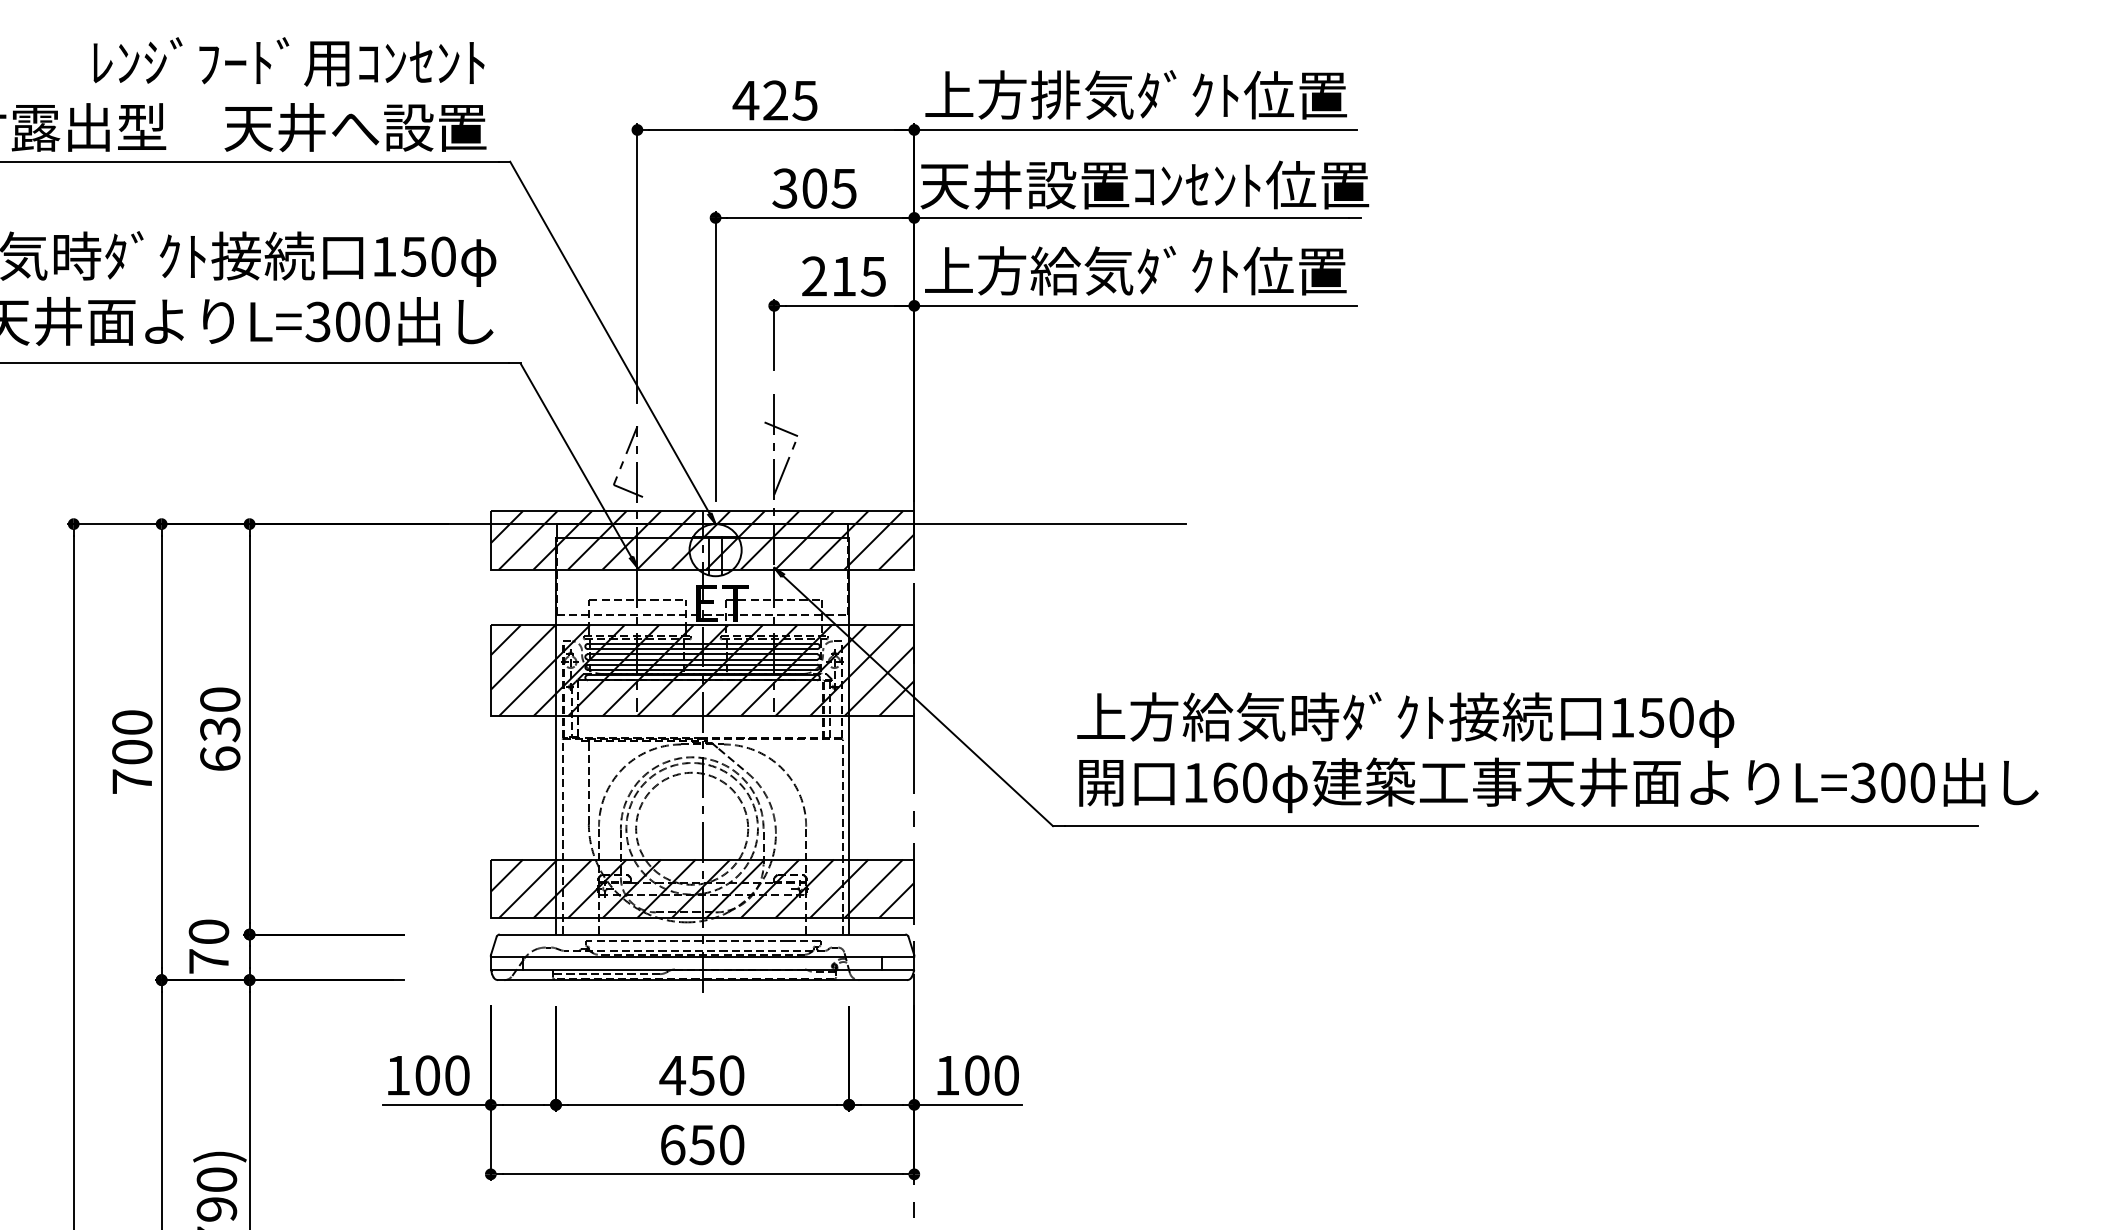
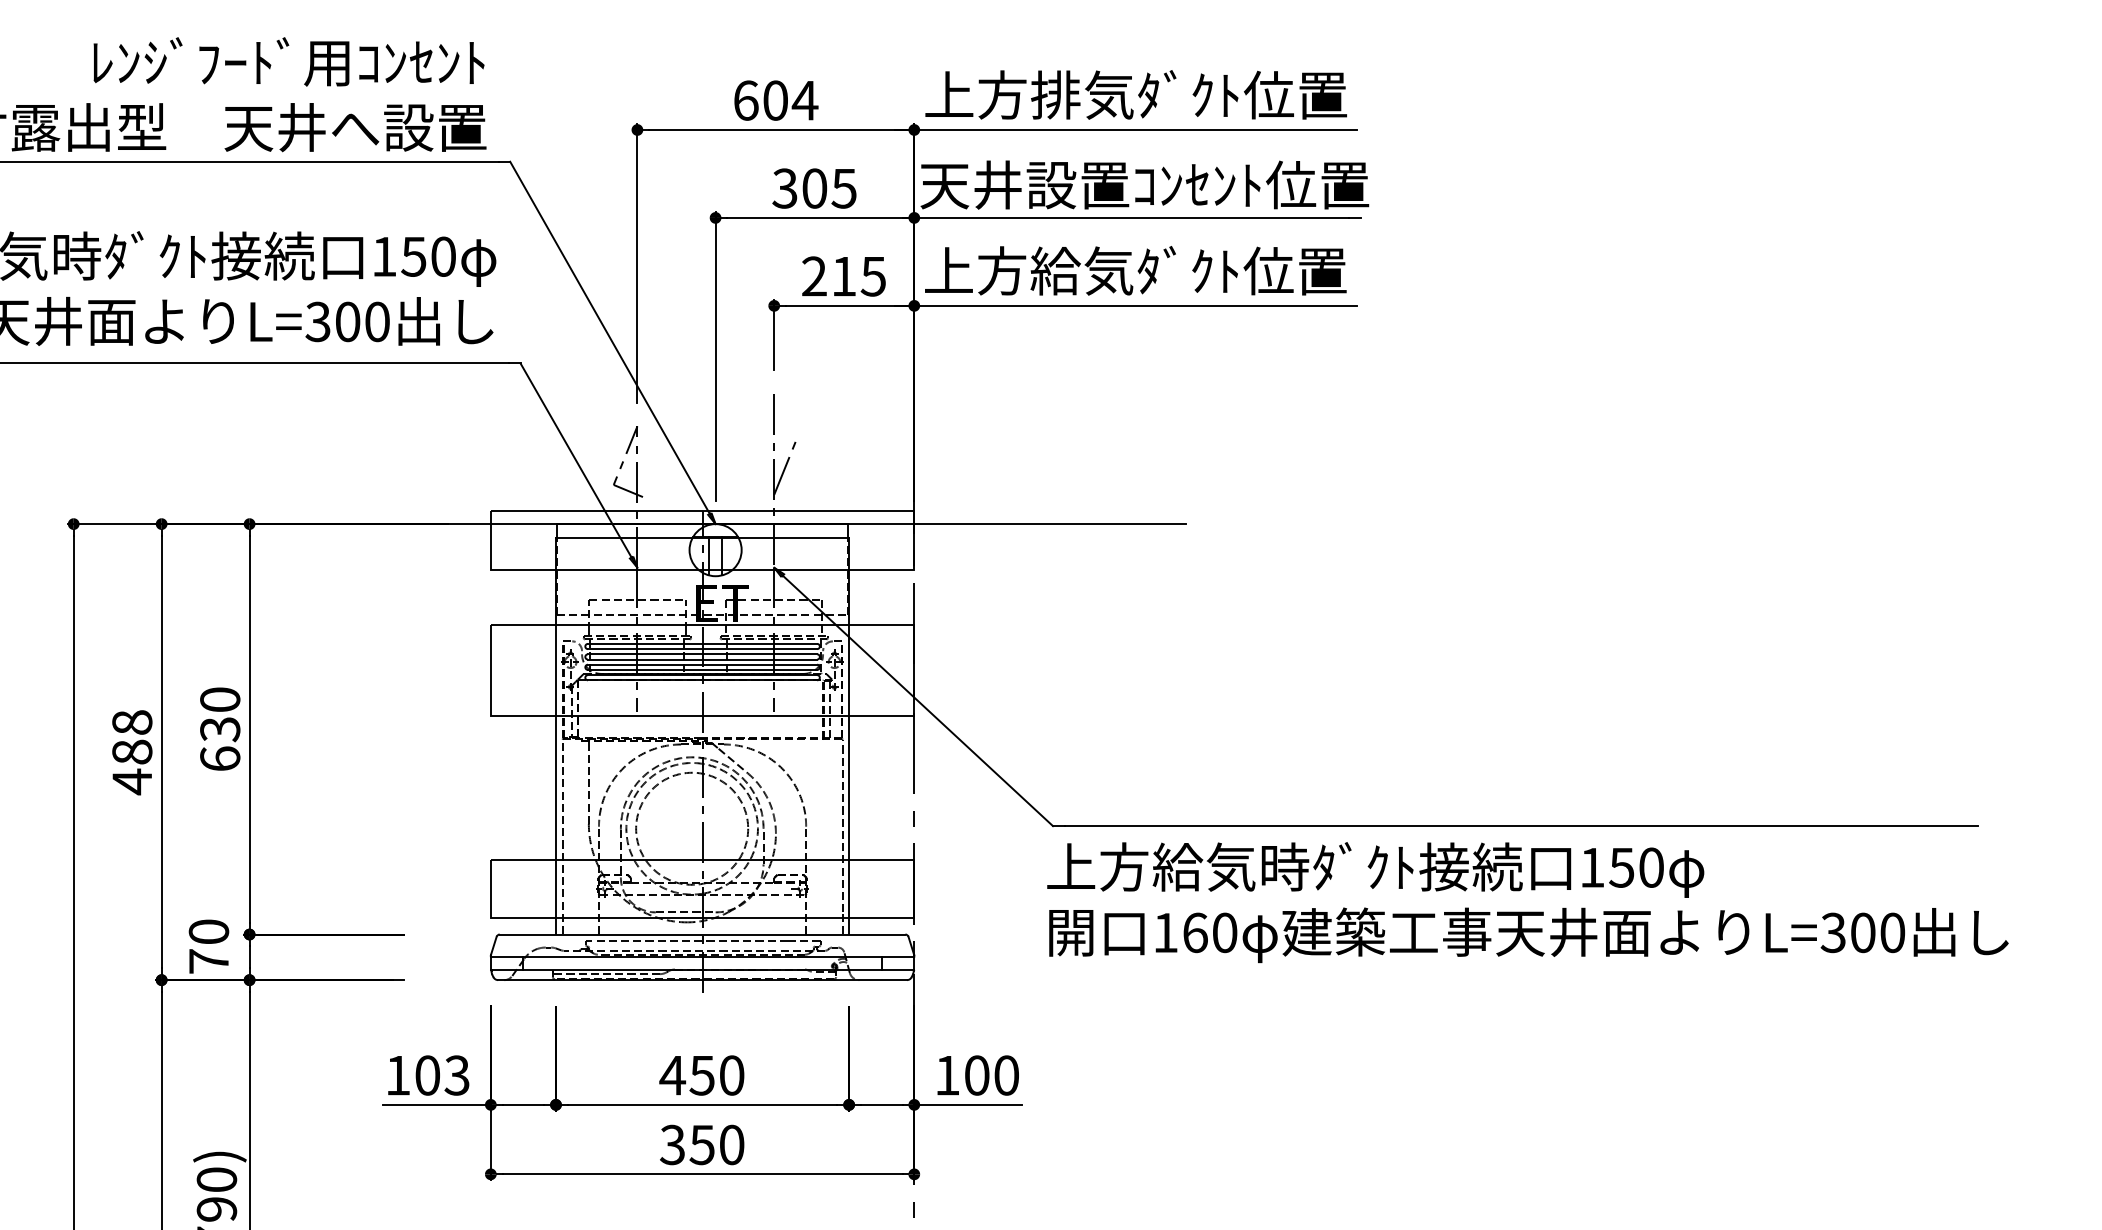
text: 425 -> 604 (775, 100)
line: present -> none (780, 429)
hatch: present -> none (702, 540)
hatch: present -> none (702, 670)
text: 700 -> 488 (132, 752)
text position: (1557, 752) -> (1527, 902) (1527, 902)
hatch: present -> none (702, 888)
text: 100 -> 103 (456, 1075)
text: 650 -> 350 (672, 1144)
